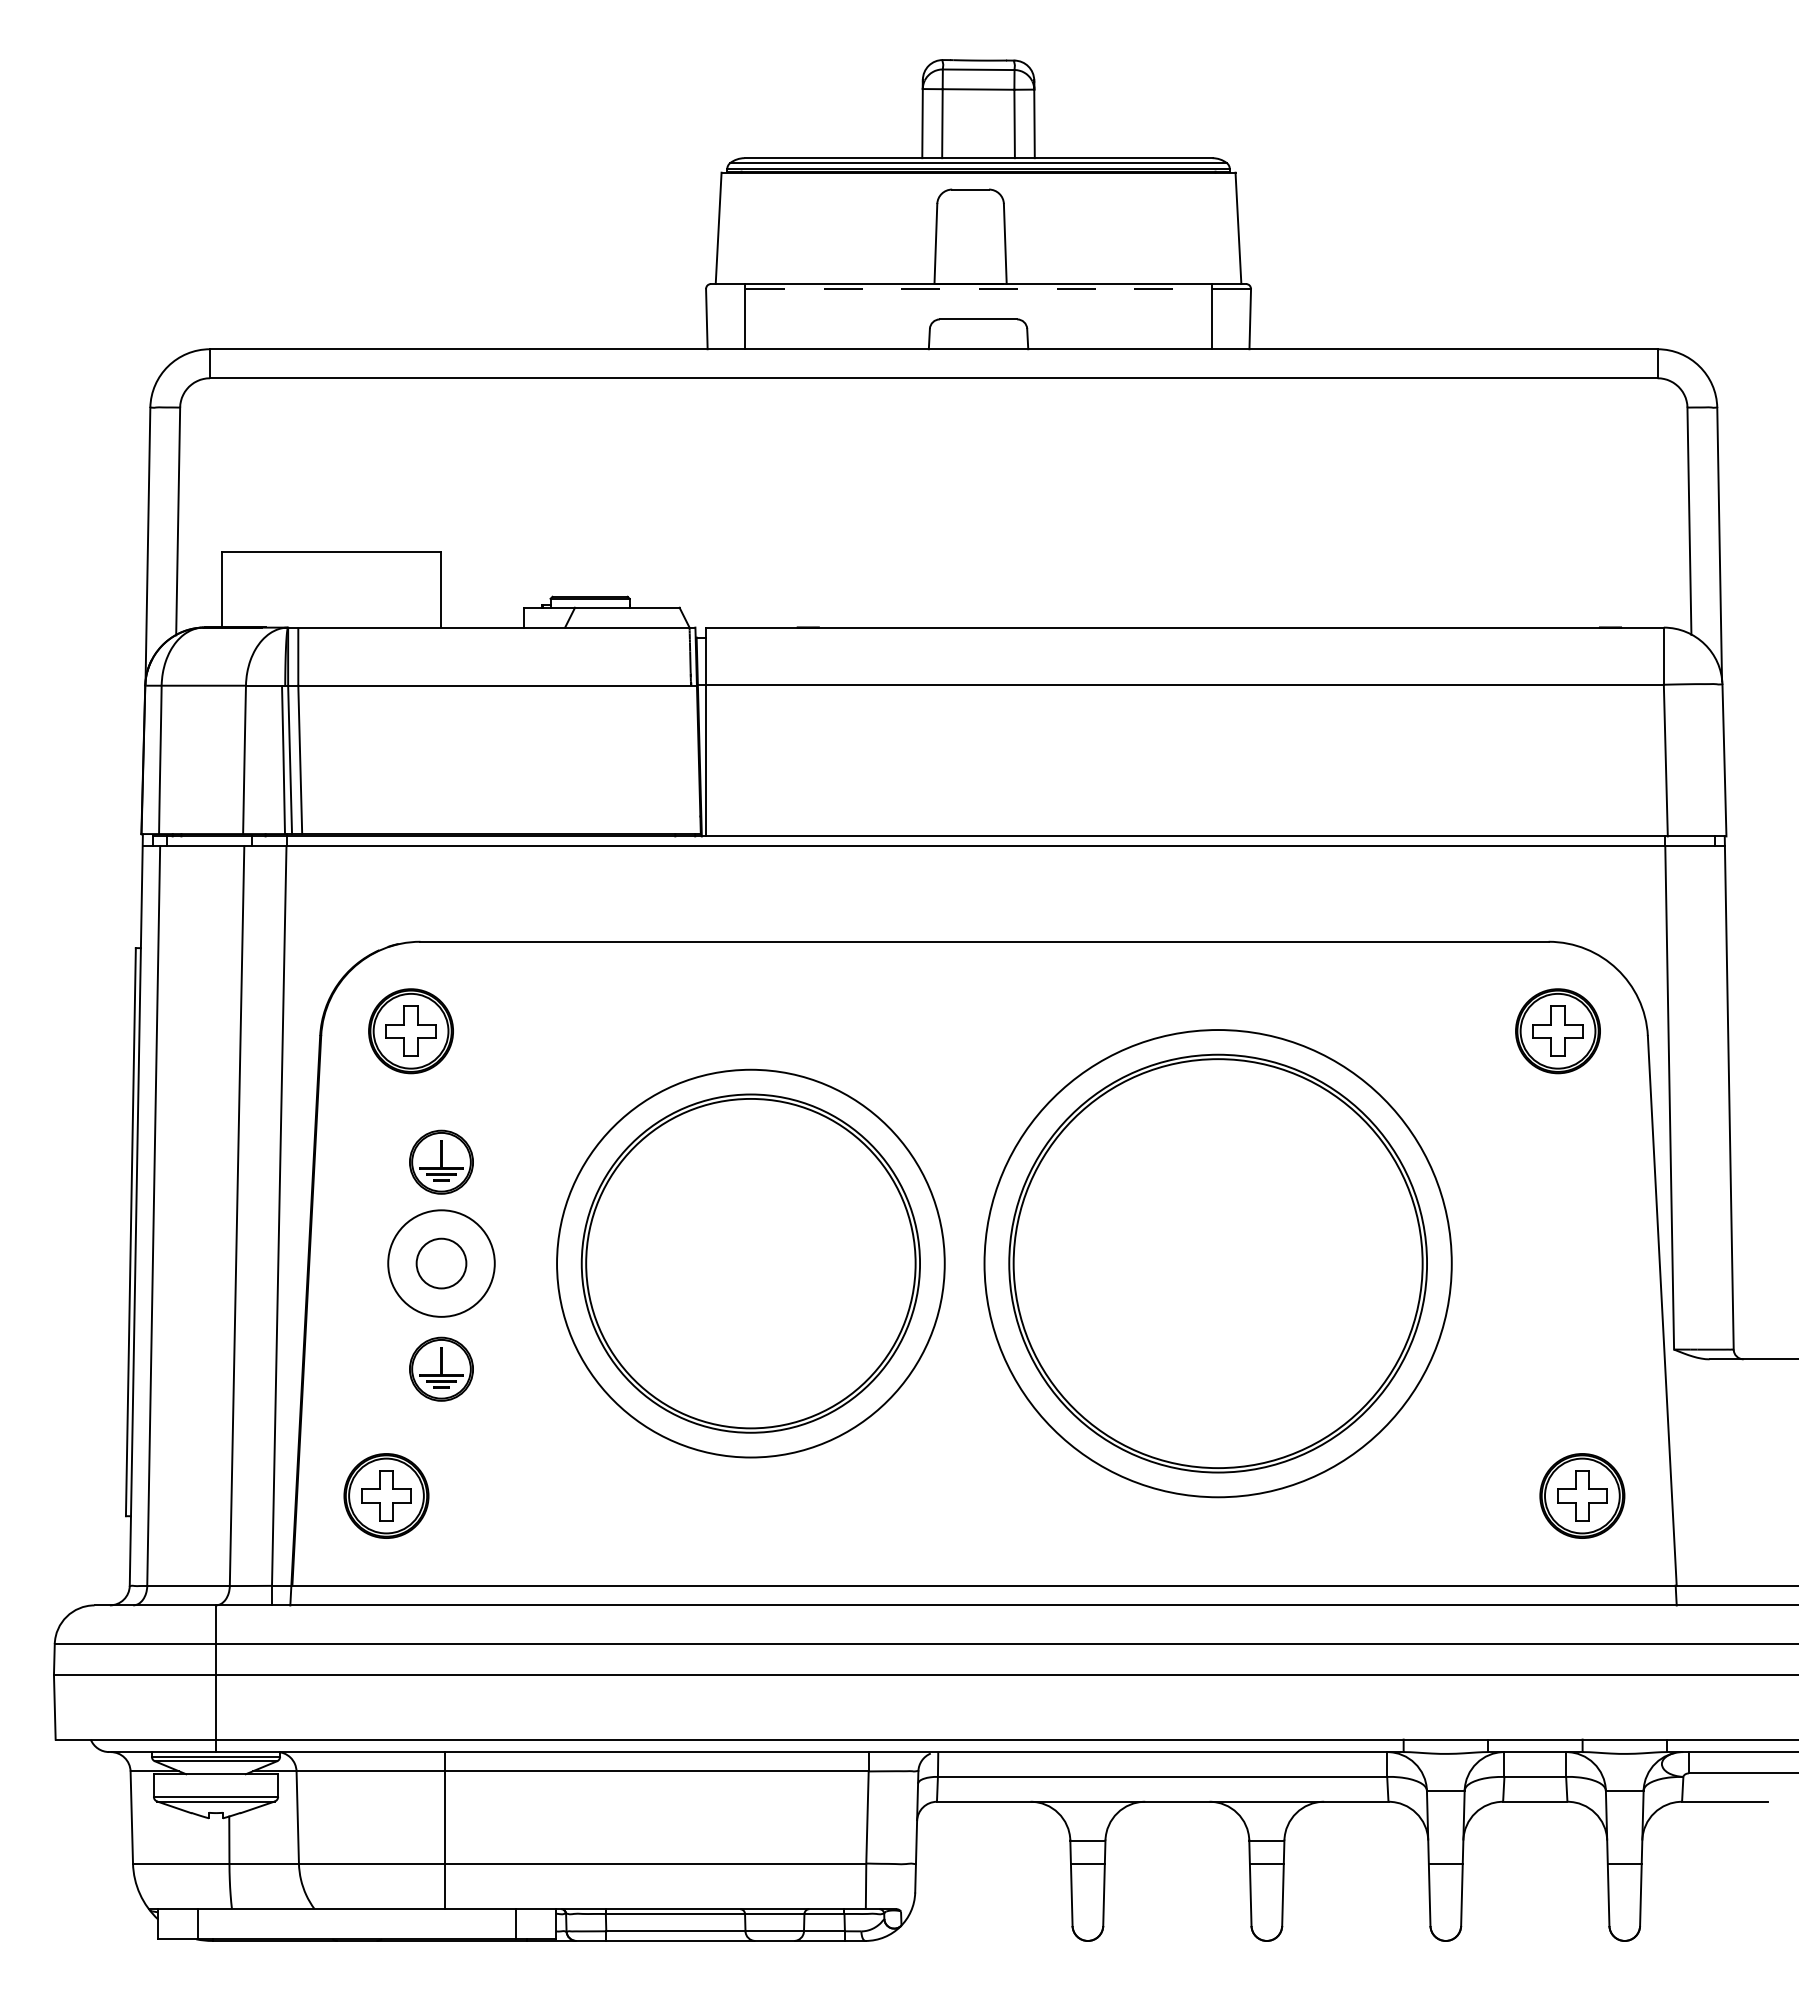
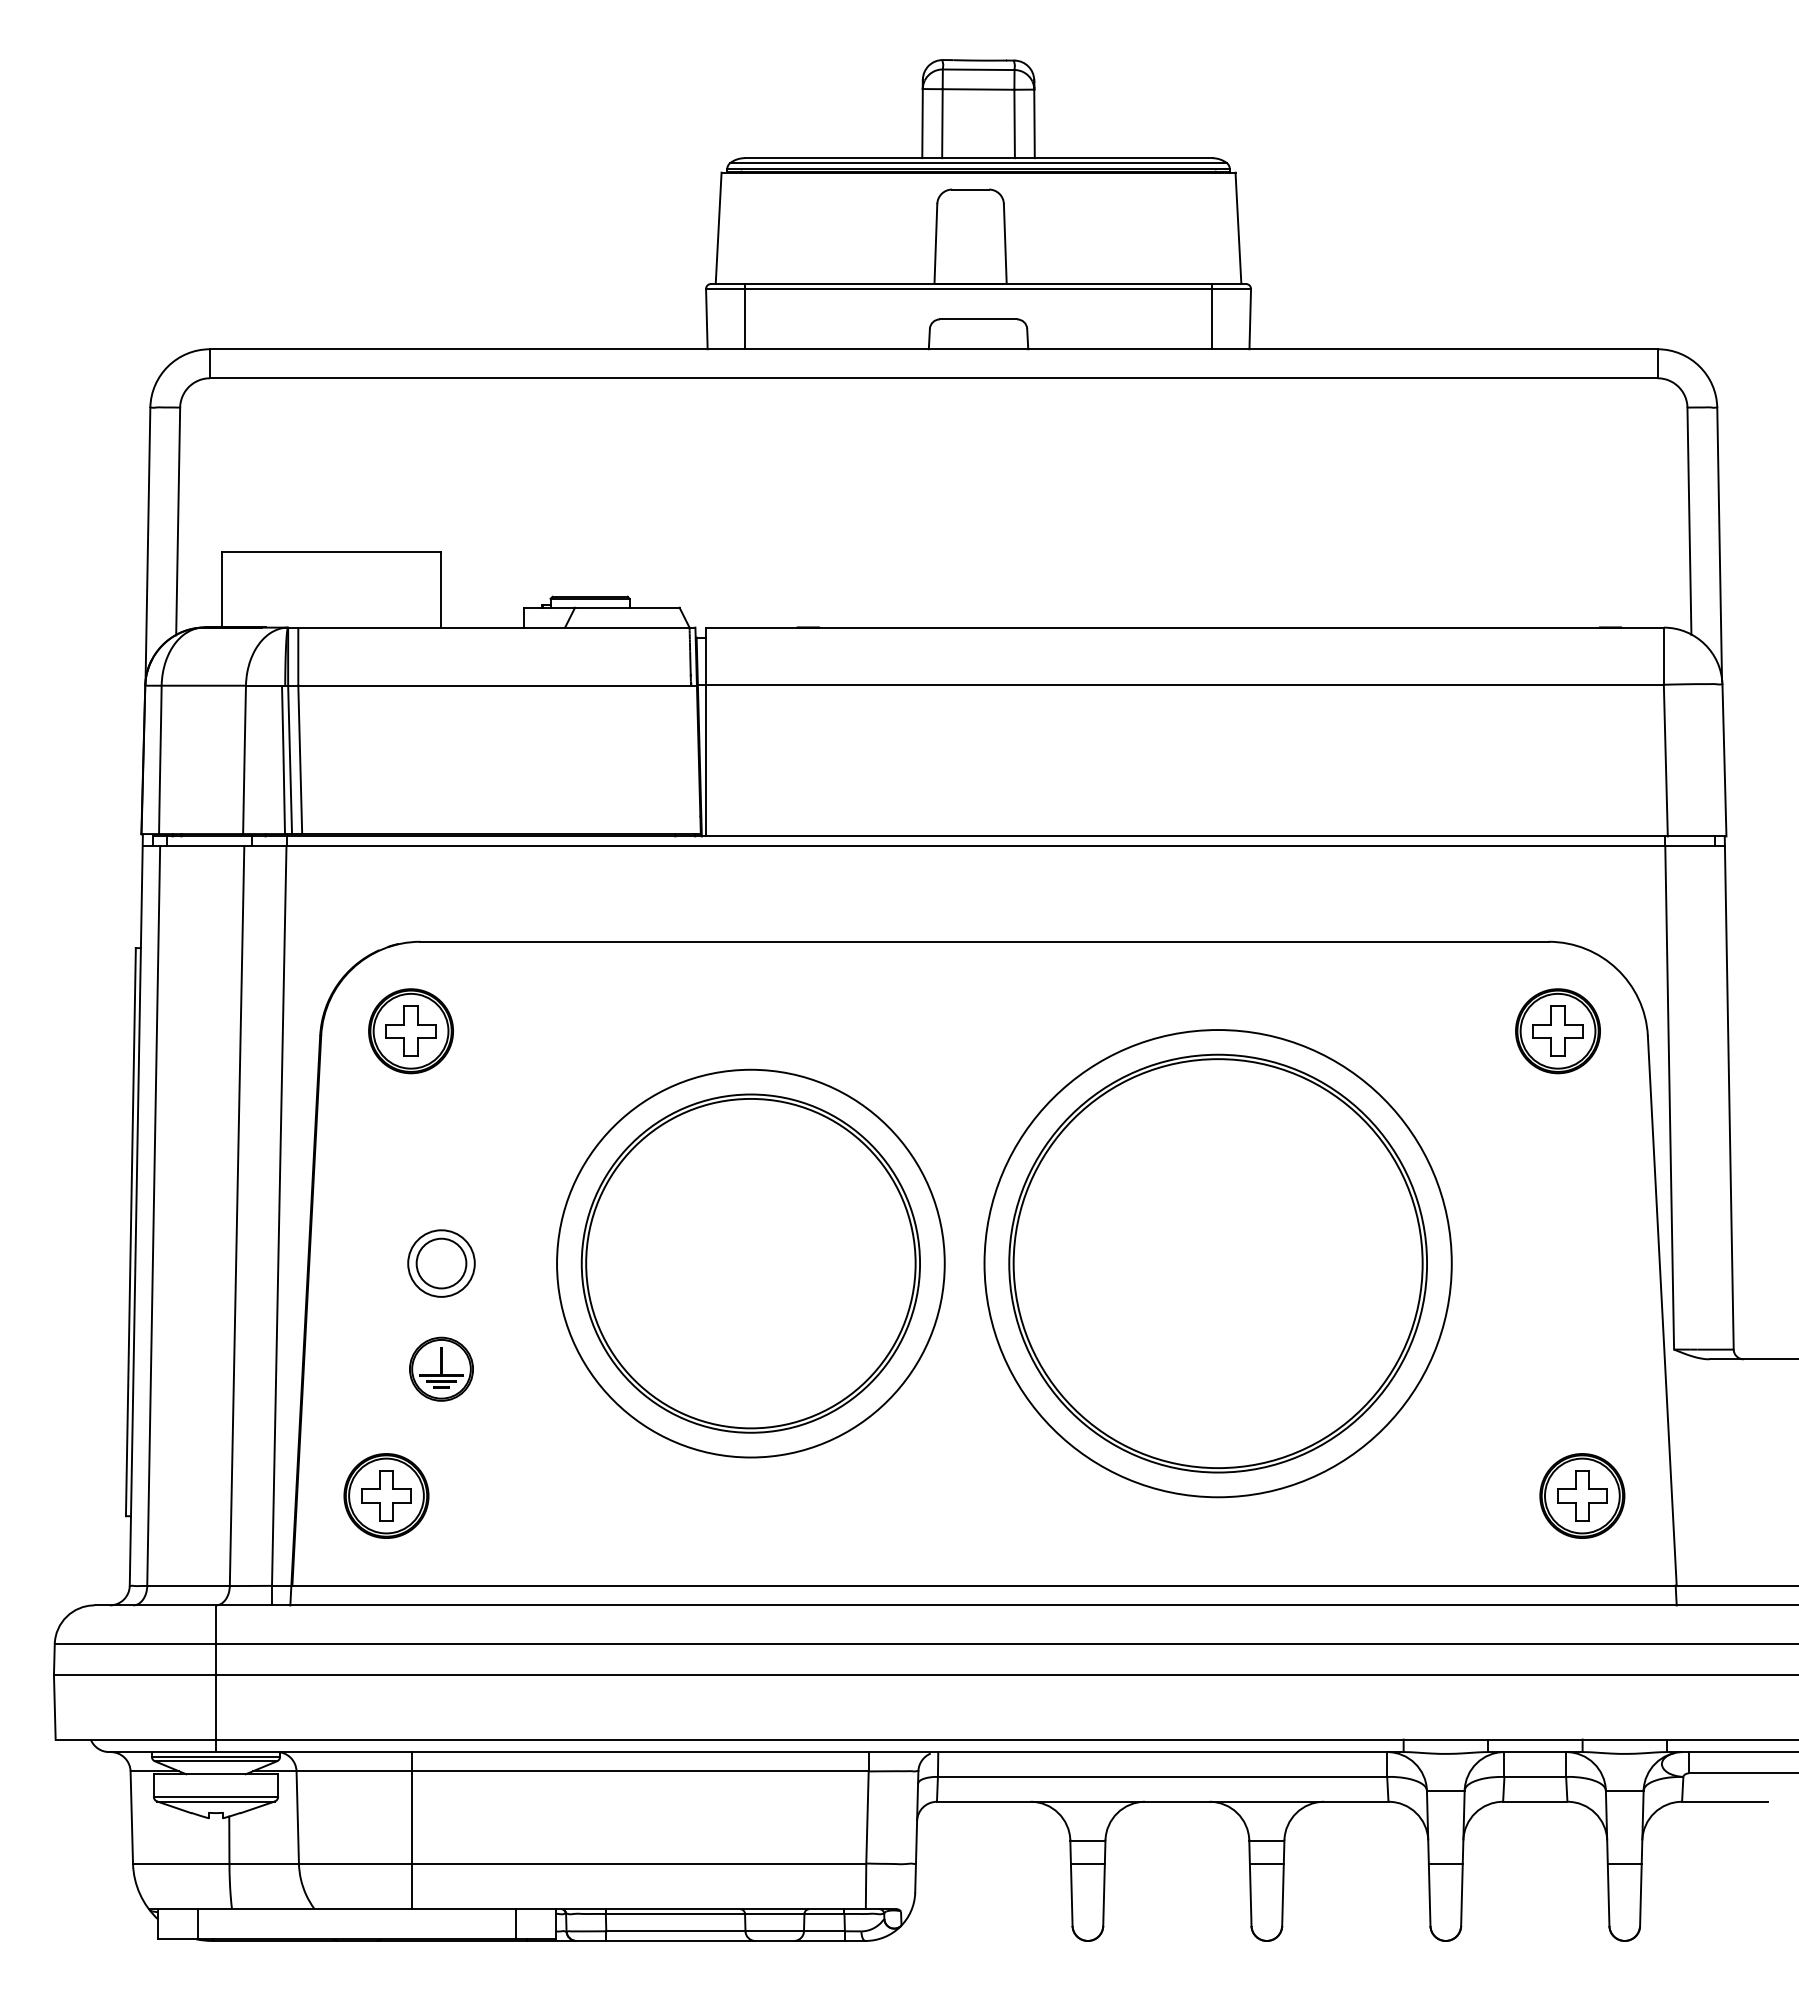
line: dashed -> solid (978, 289)
part: present -> none (441, 1161)
circle diameter: 107 px -> 67 px (441, 1263)
line position: (445, 1830) -> (412, 1830) (412, 1830)
